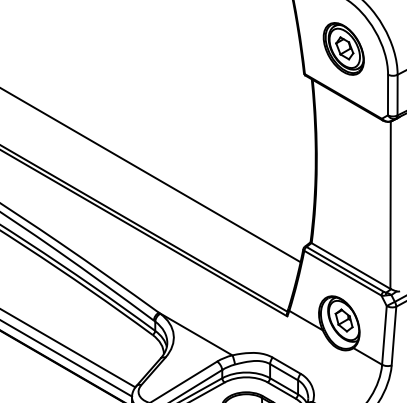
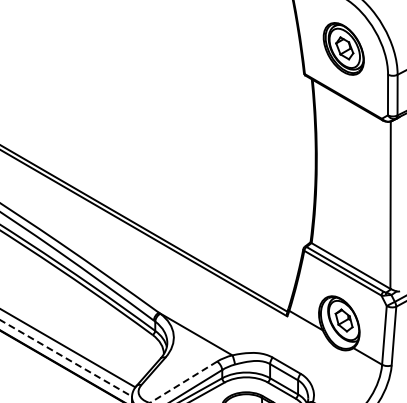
line: present -> none (151, 175)
line: solid -> dashed (66, 358)
line: solid -> dashed (183, 382)
